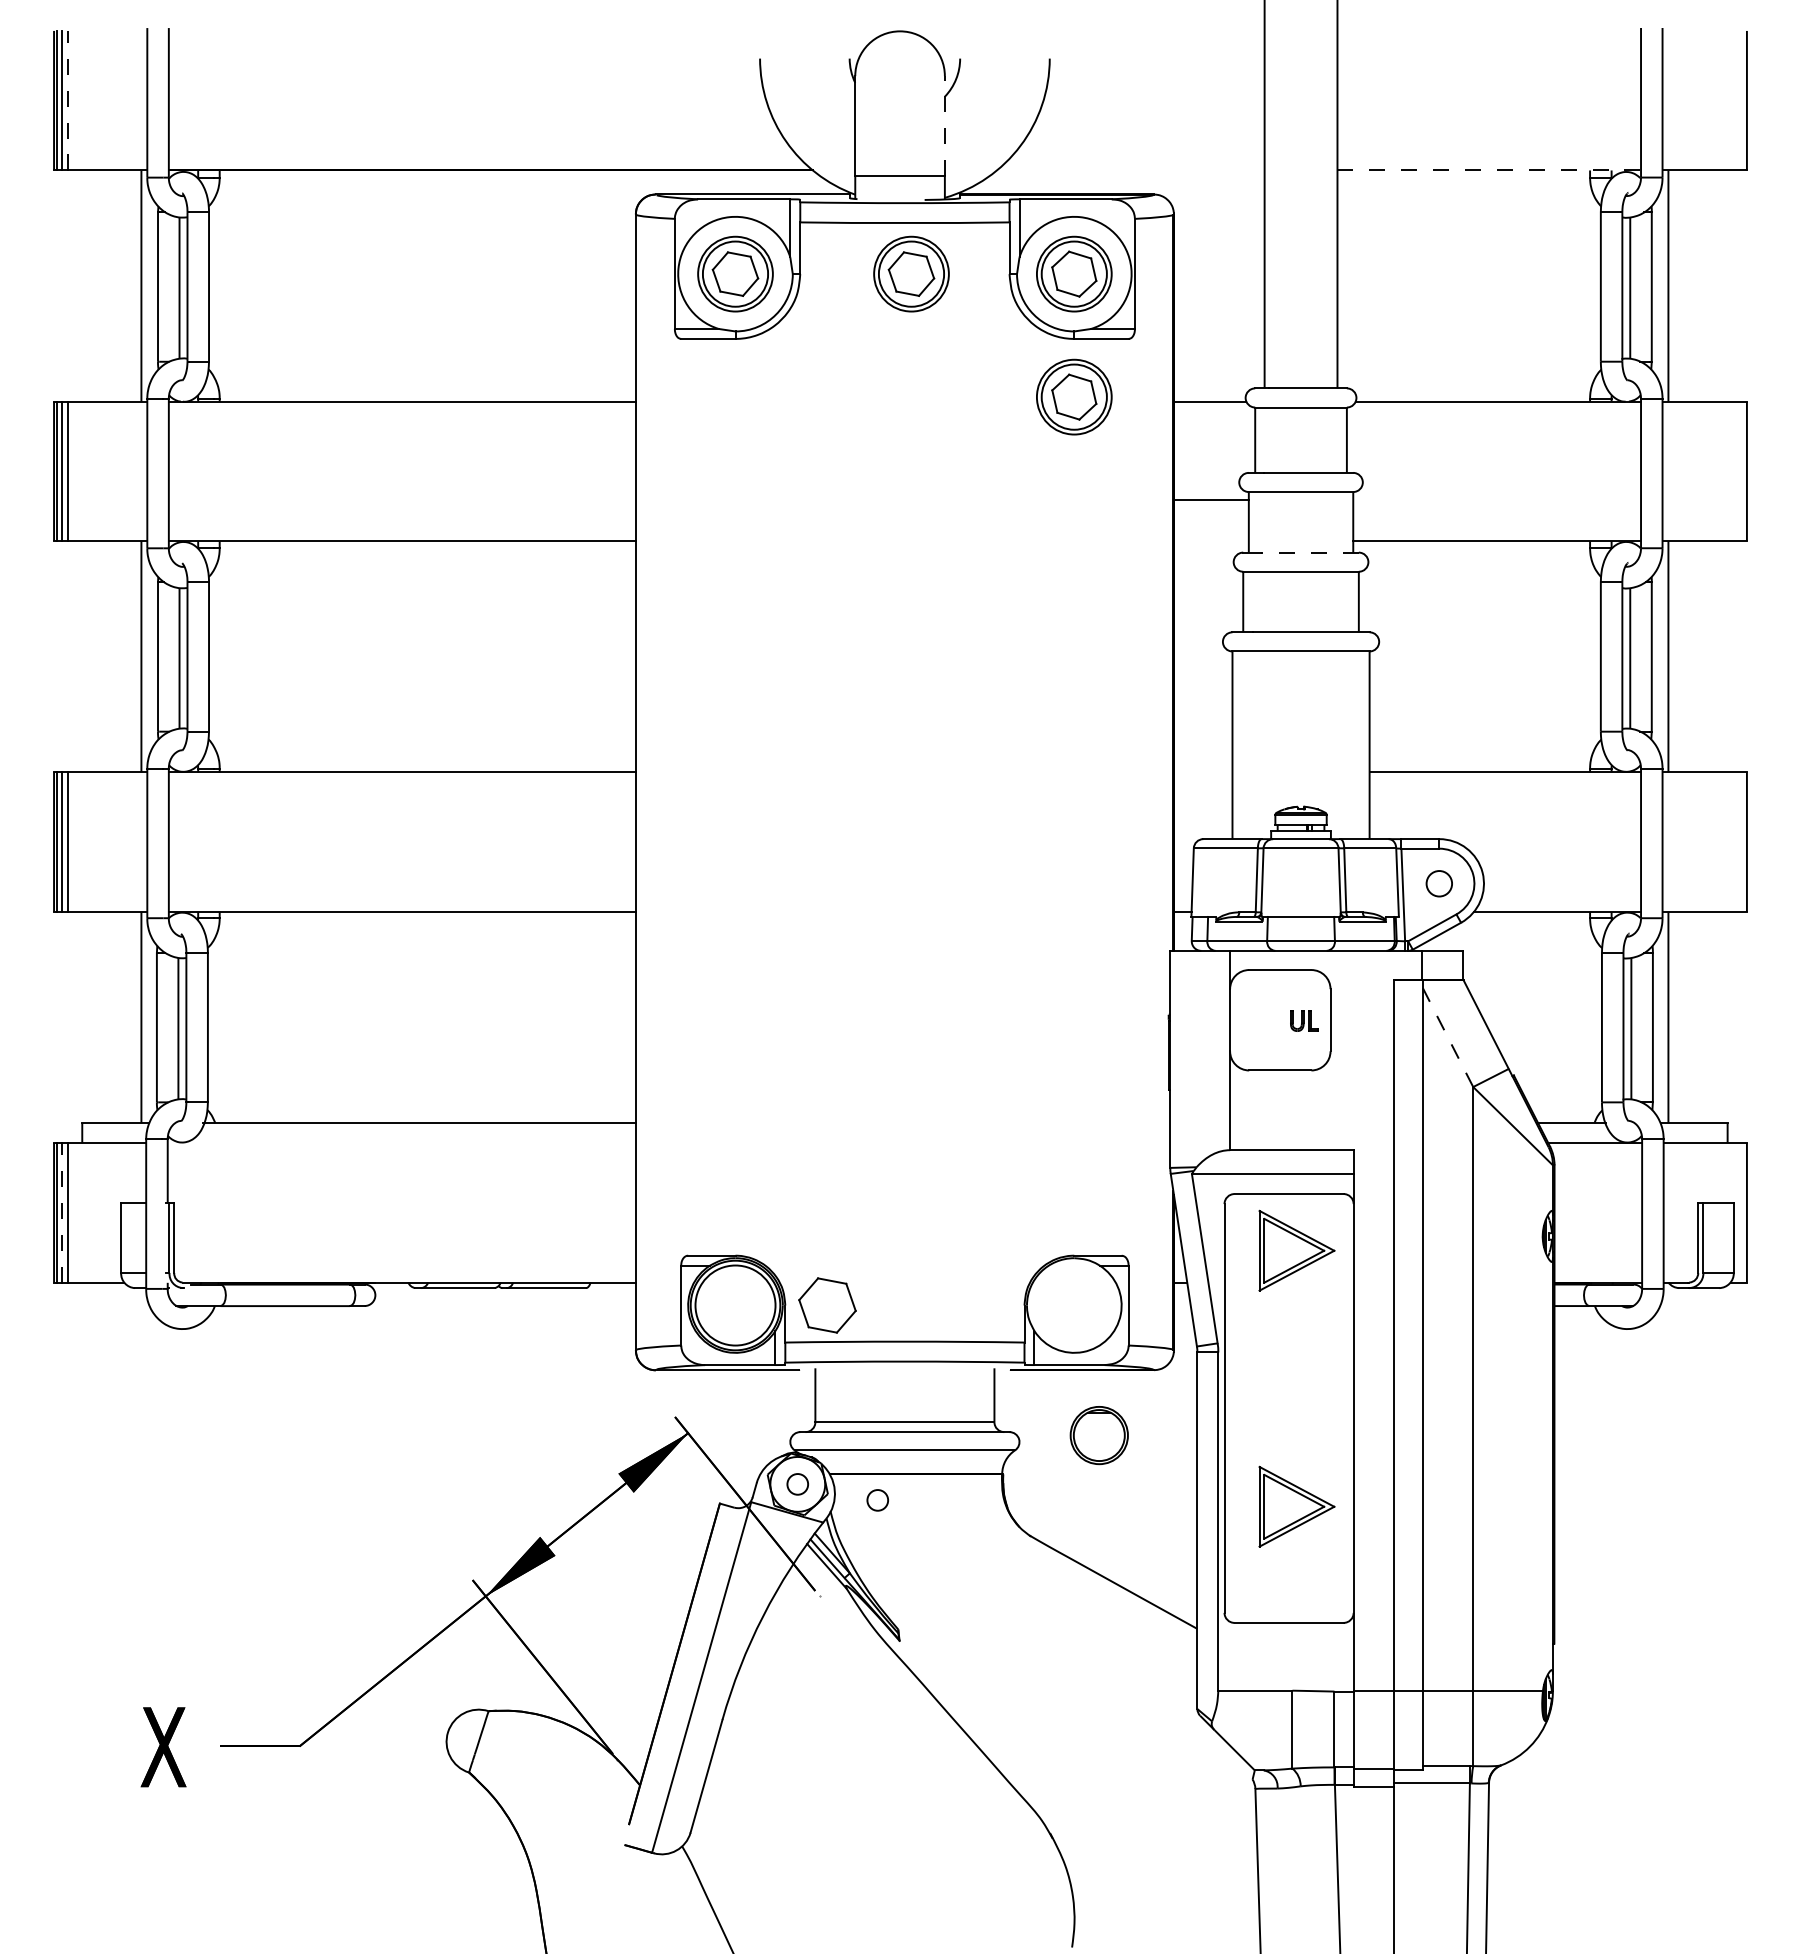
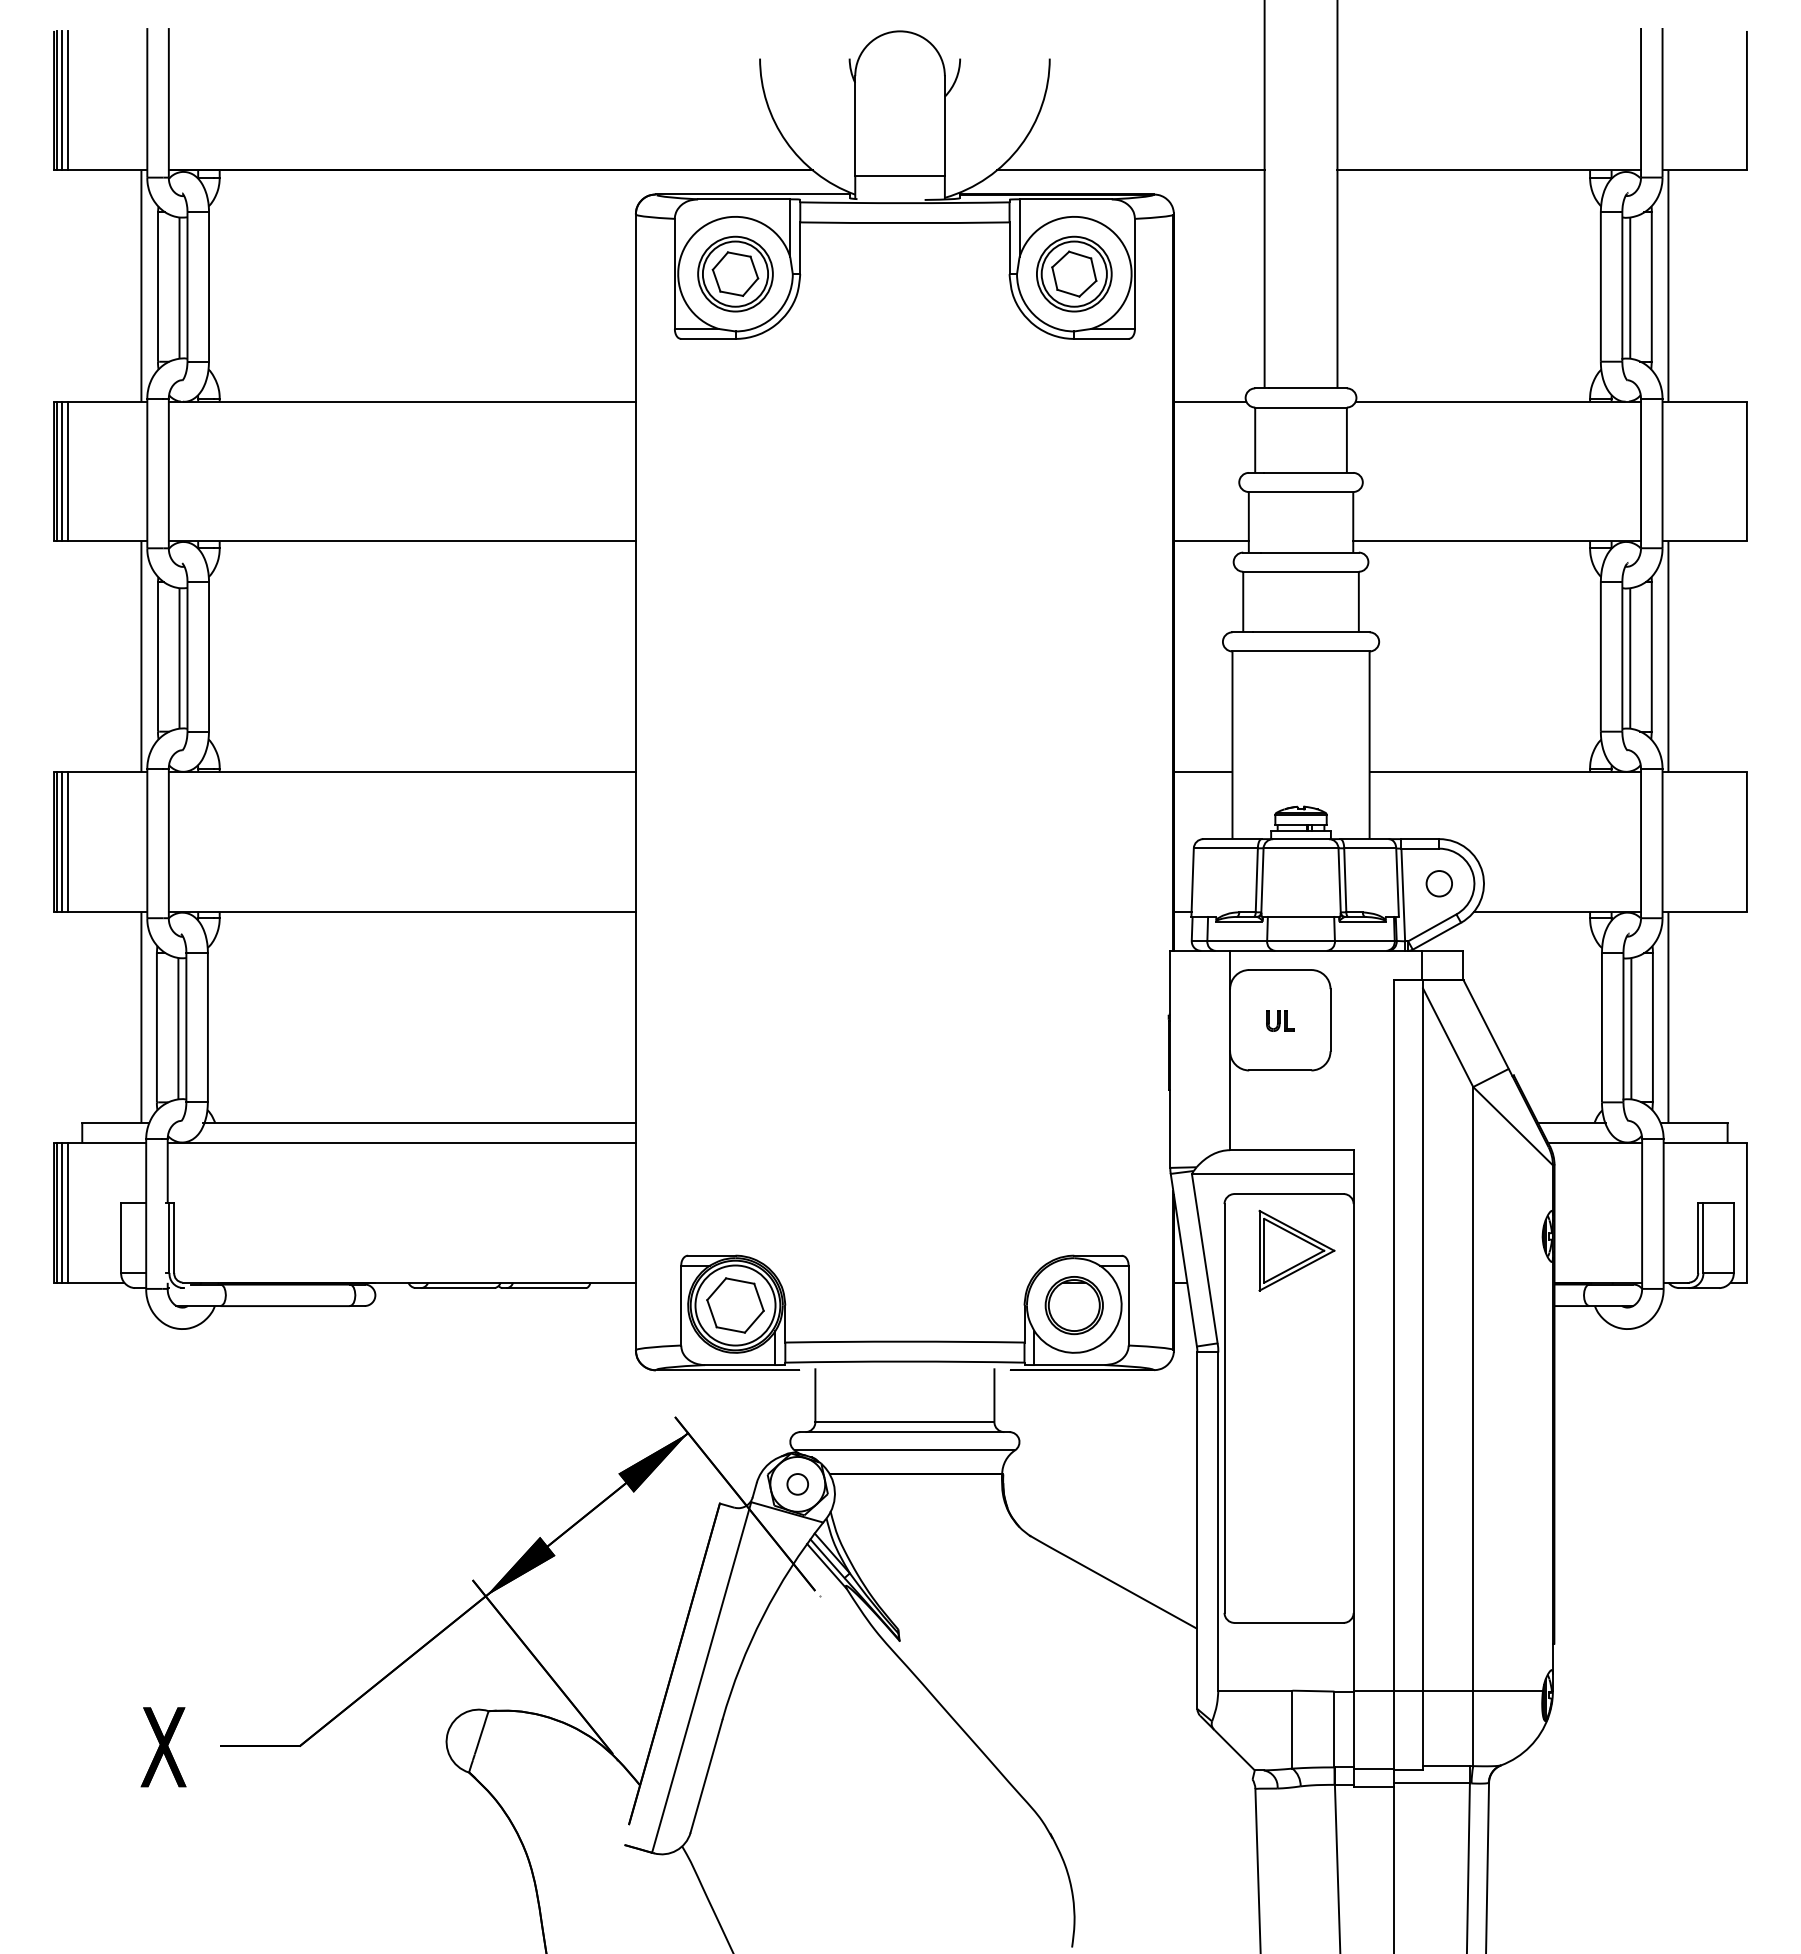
line: dashed -> solid (67, 100)
line: dashed -> solid (944, 125)
line: none -> present (1130, 170)
line: dashed -> solid (1489, 170)
part: present -> none (911, 273)
part: present -> none (1074, 396)
line position: (1210, 500) -> (1210, 541) (1210, 541)
line: dashed -> solid (1309, 552)
line: none -> present (1202, 772)
part position: (1304, 1020) -> (1280, 1020) (1280, 1020)
line: dashed -> solid (1447, 1037)
line: none -> present (401, 1143)
line: dashed -> solid (62, 1212)
part position: (827, 1305) -> (735, 1305) (735, 1305)
part position: (1098, 1435) -> (1073, 1305) (1073, 1305)
circle: present -> none (877, 1500)
part: present -> none (1296, 1506)
